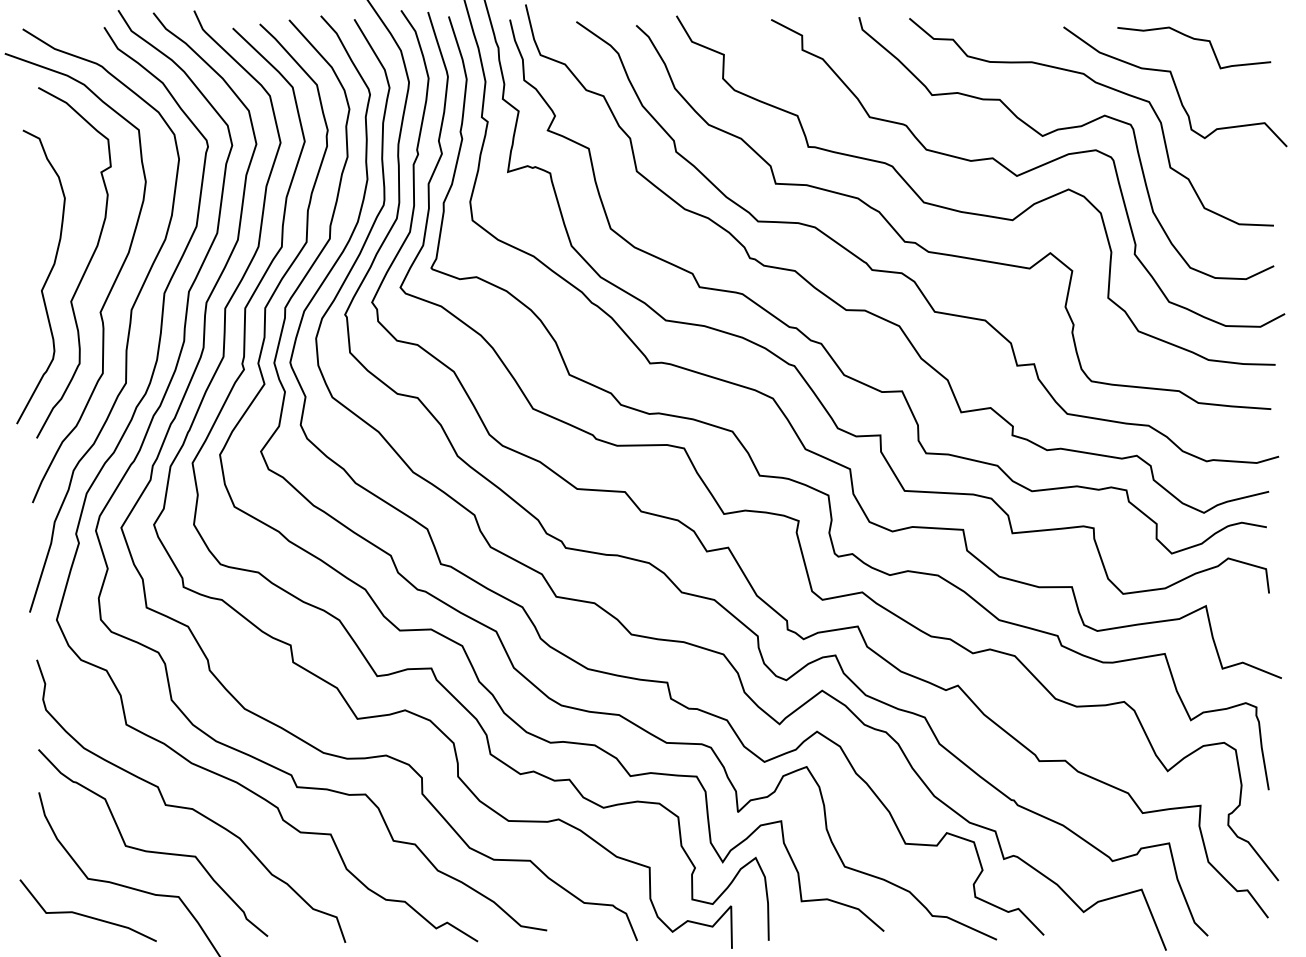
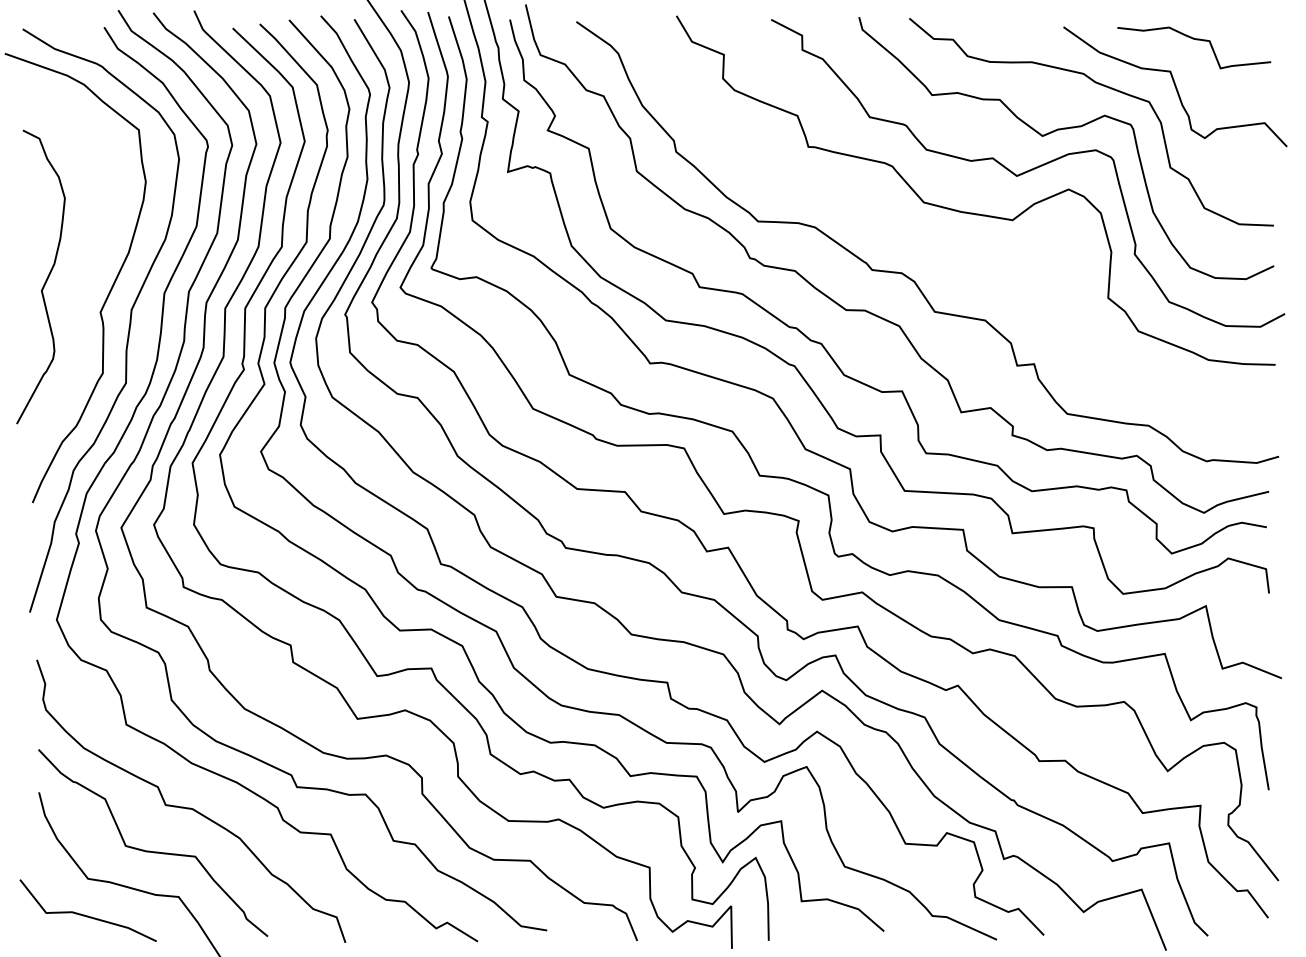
curve: present -> none (946, 253)
curve: present -> none (85, 268)
